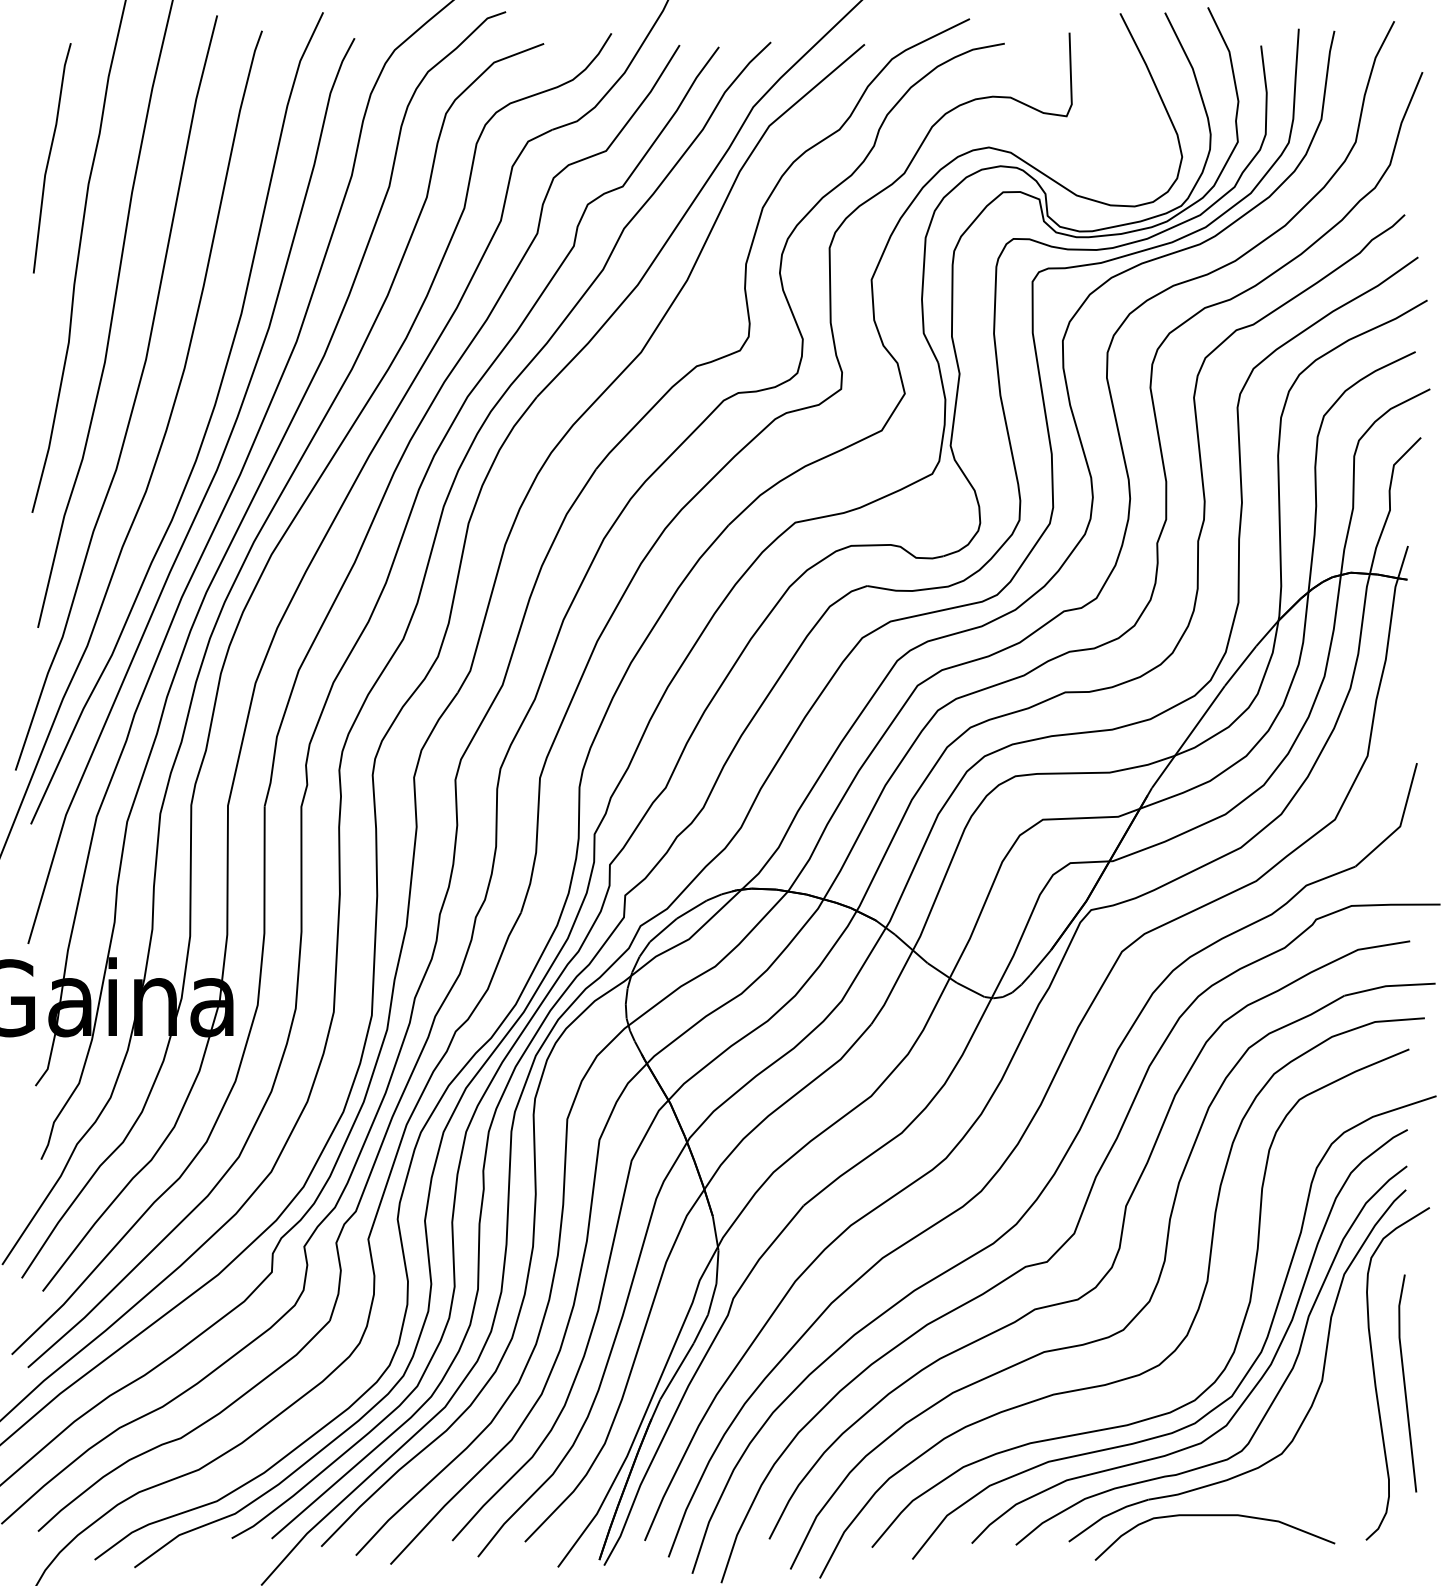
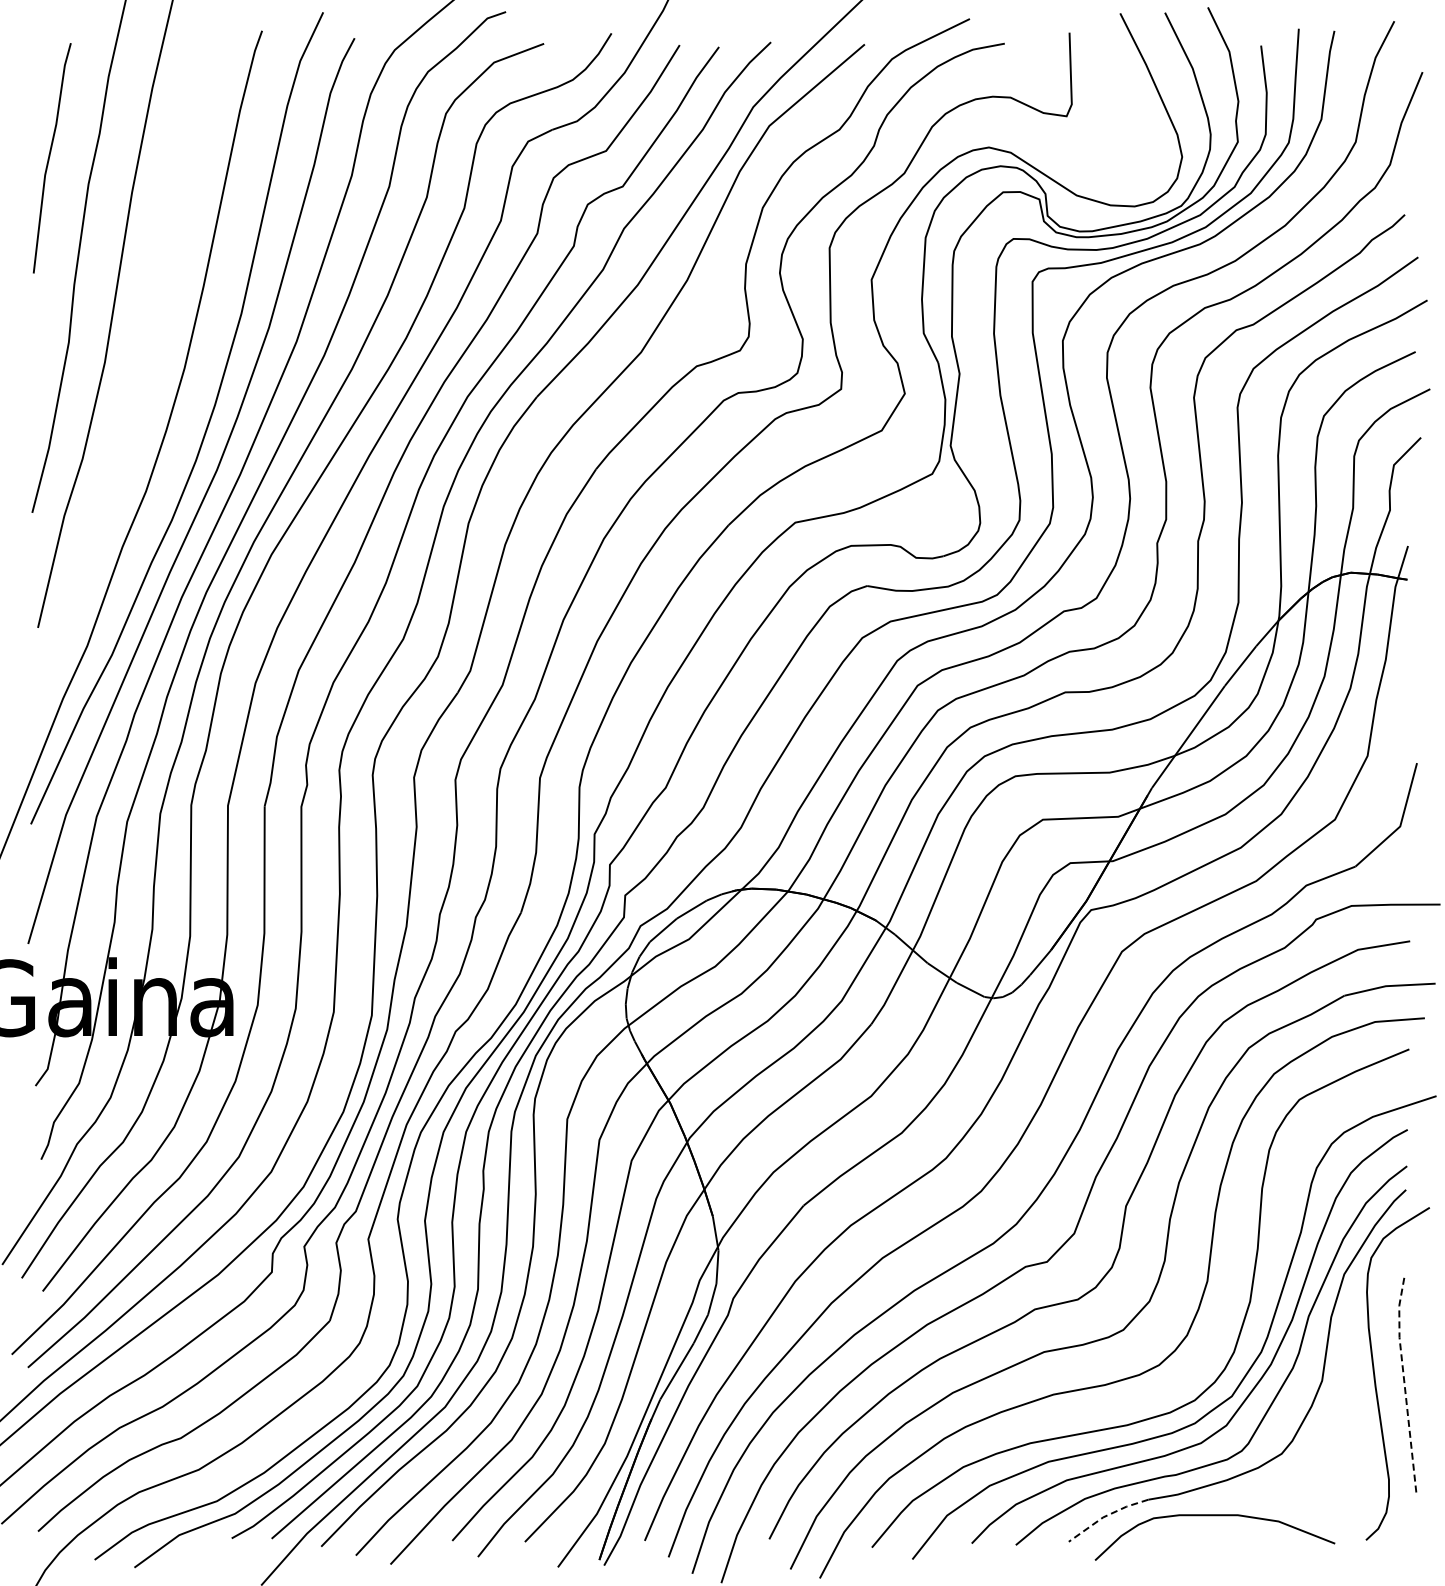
curve: present -> none (134, 397)
line: solid -> dashed (1404, 1382)
line: solid -> dashed (1105, 1516)
